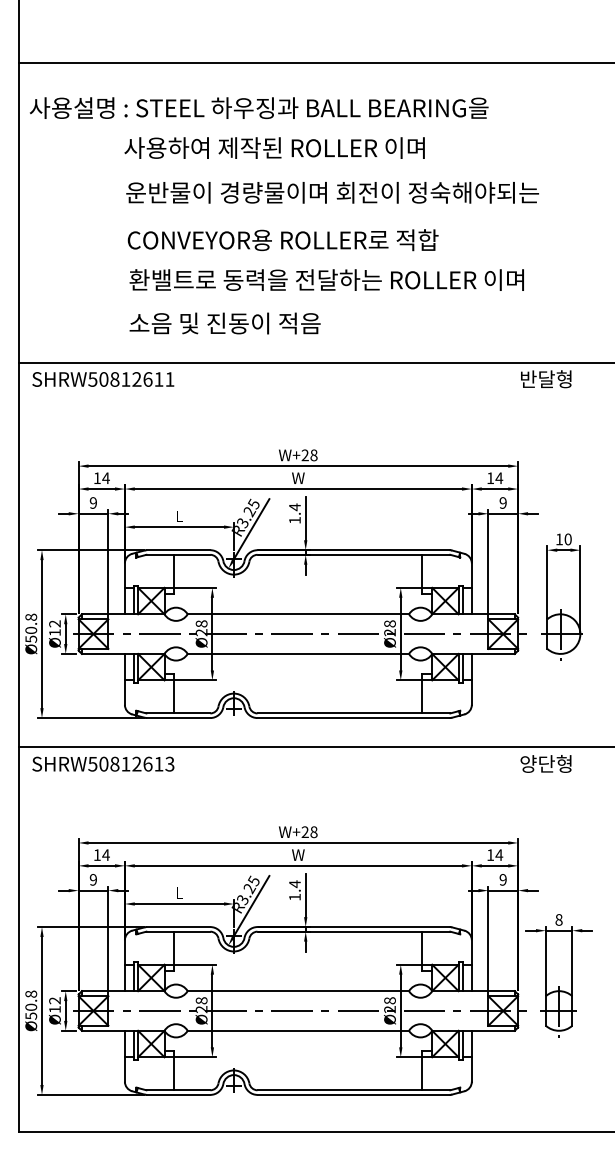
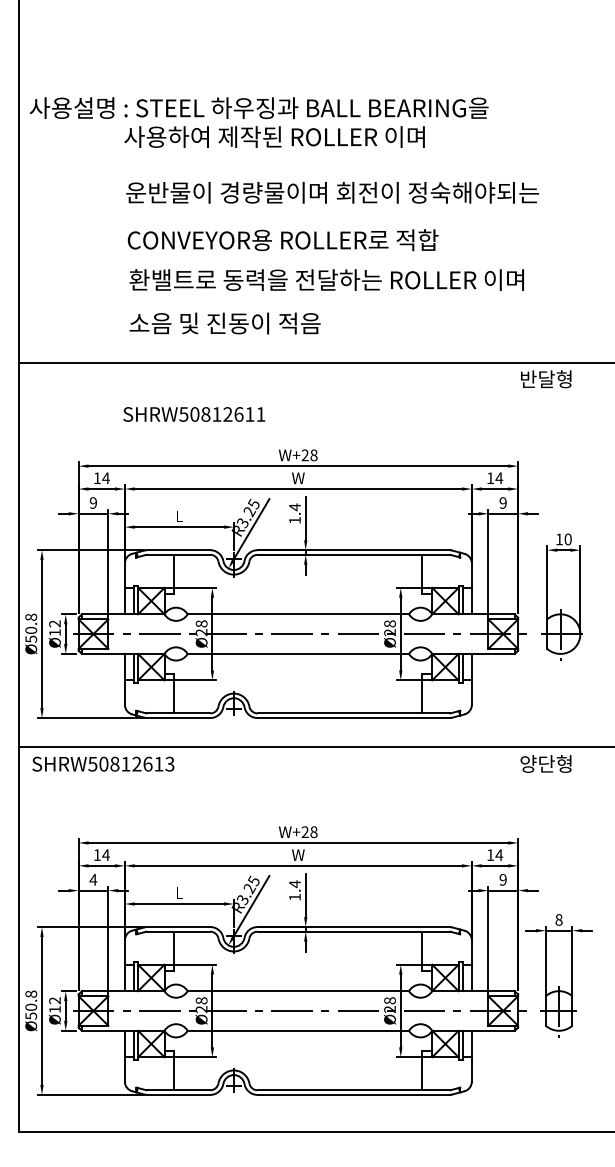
line: present -> none (314, 63)
text position: (274, 147) -> (274, 136) (274, 136)
text position: (103, 379) -> (194, 414) (194, 414)
text: 9 -> 4 (93, 879)
